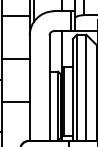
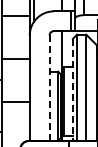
line: solid -> dashed (49, 88)
line: solid -> dashed (72, 89)
